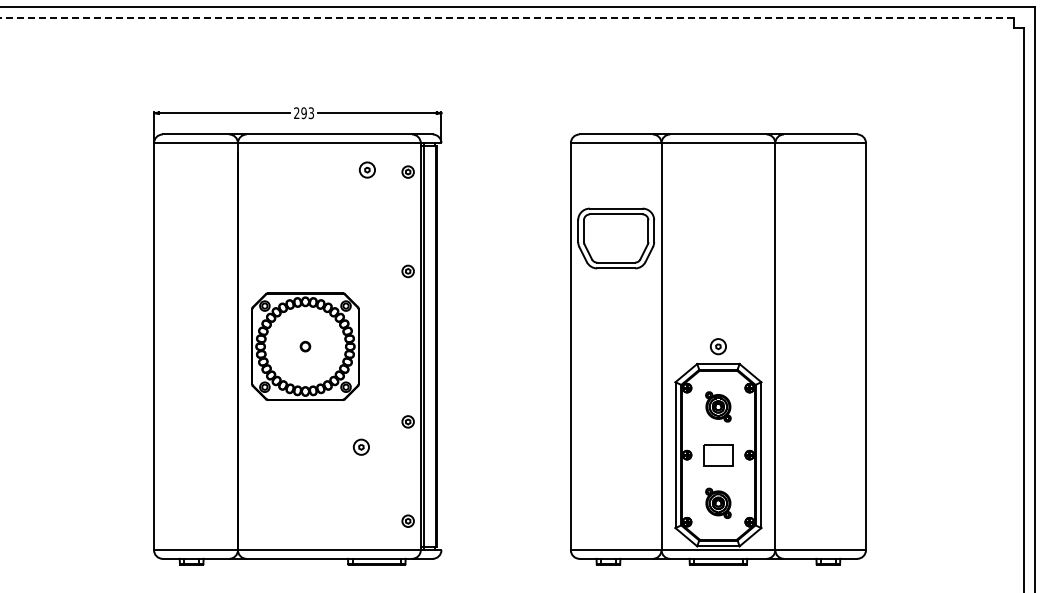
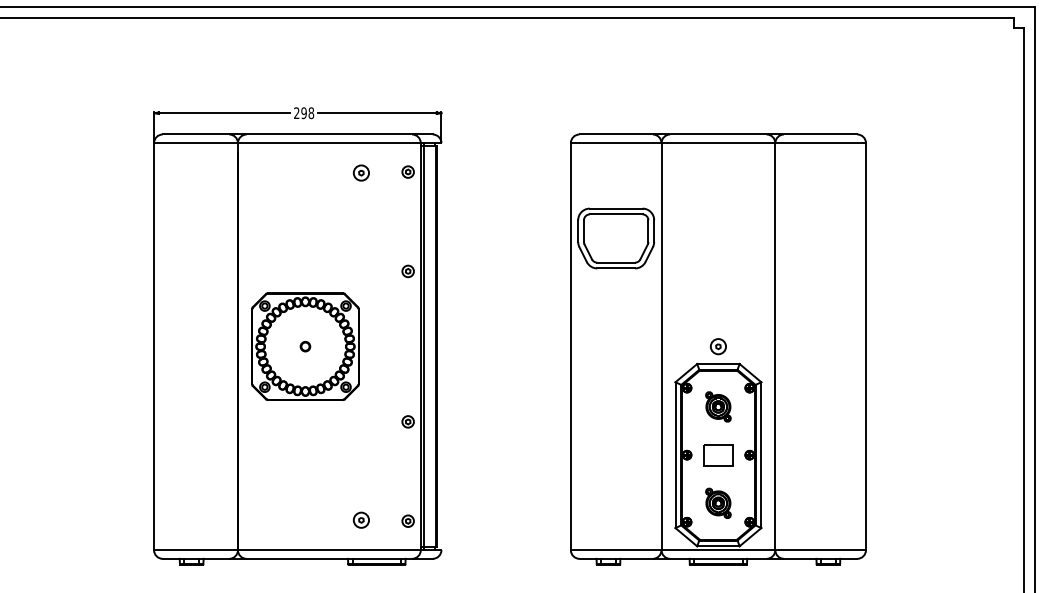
line: dashed -> solid (506, 17)
text: 293 -> 298 (311, 113)
part position: (366, 169) -> (360, 172) (360, 172)
part position: (360, 446) -> (360, 519) (360, 519)
